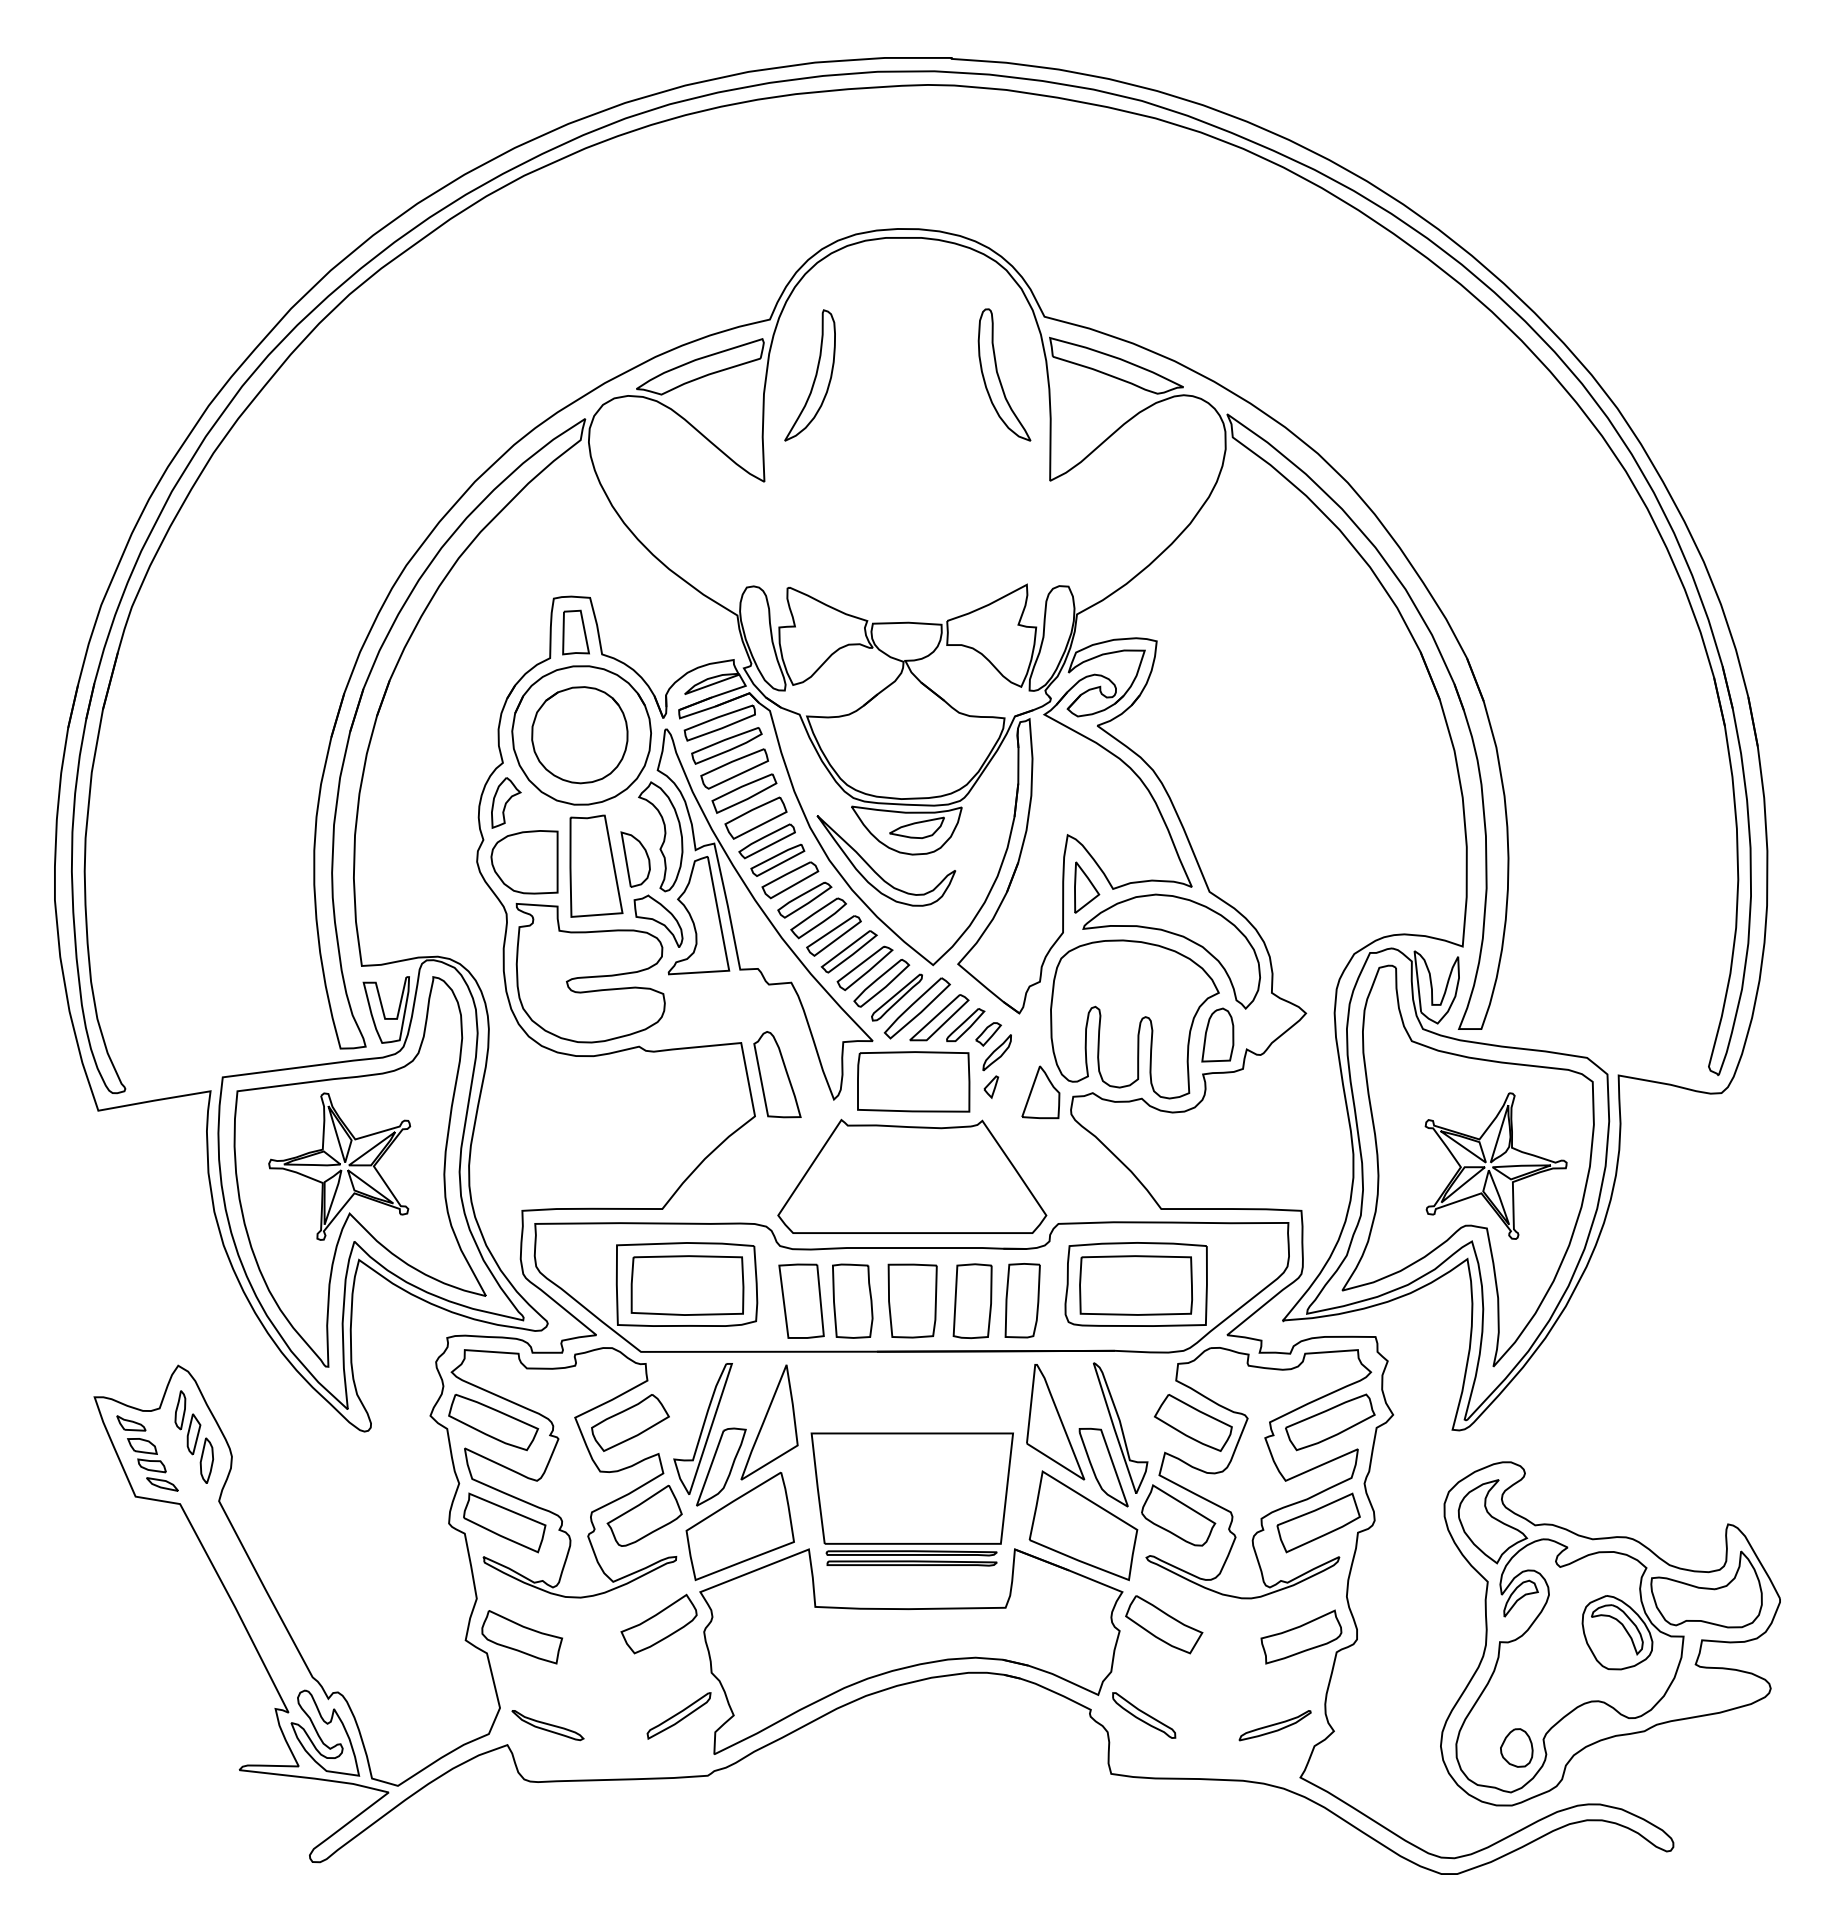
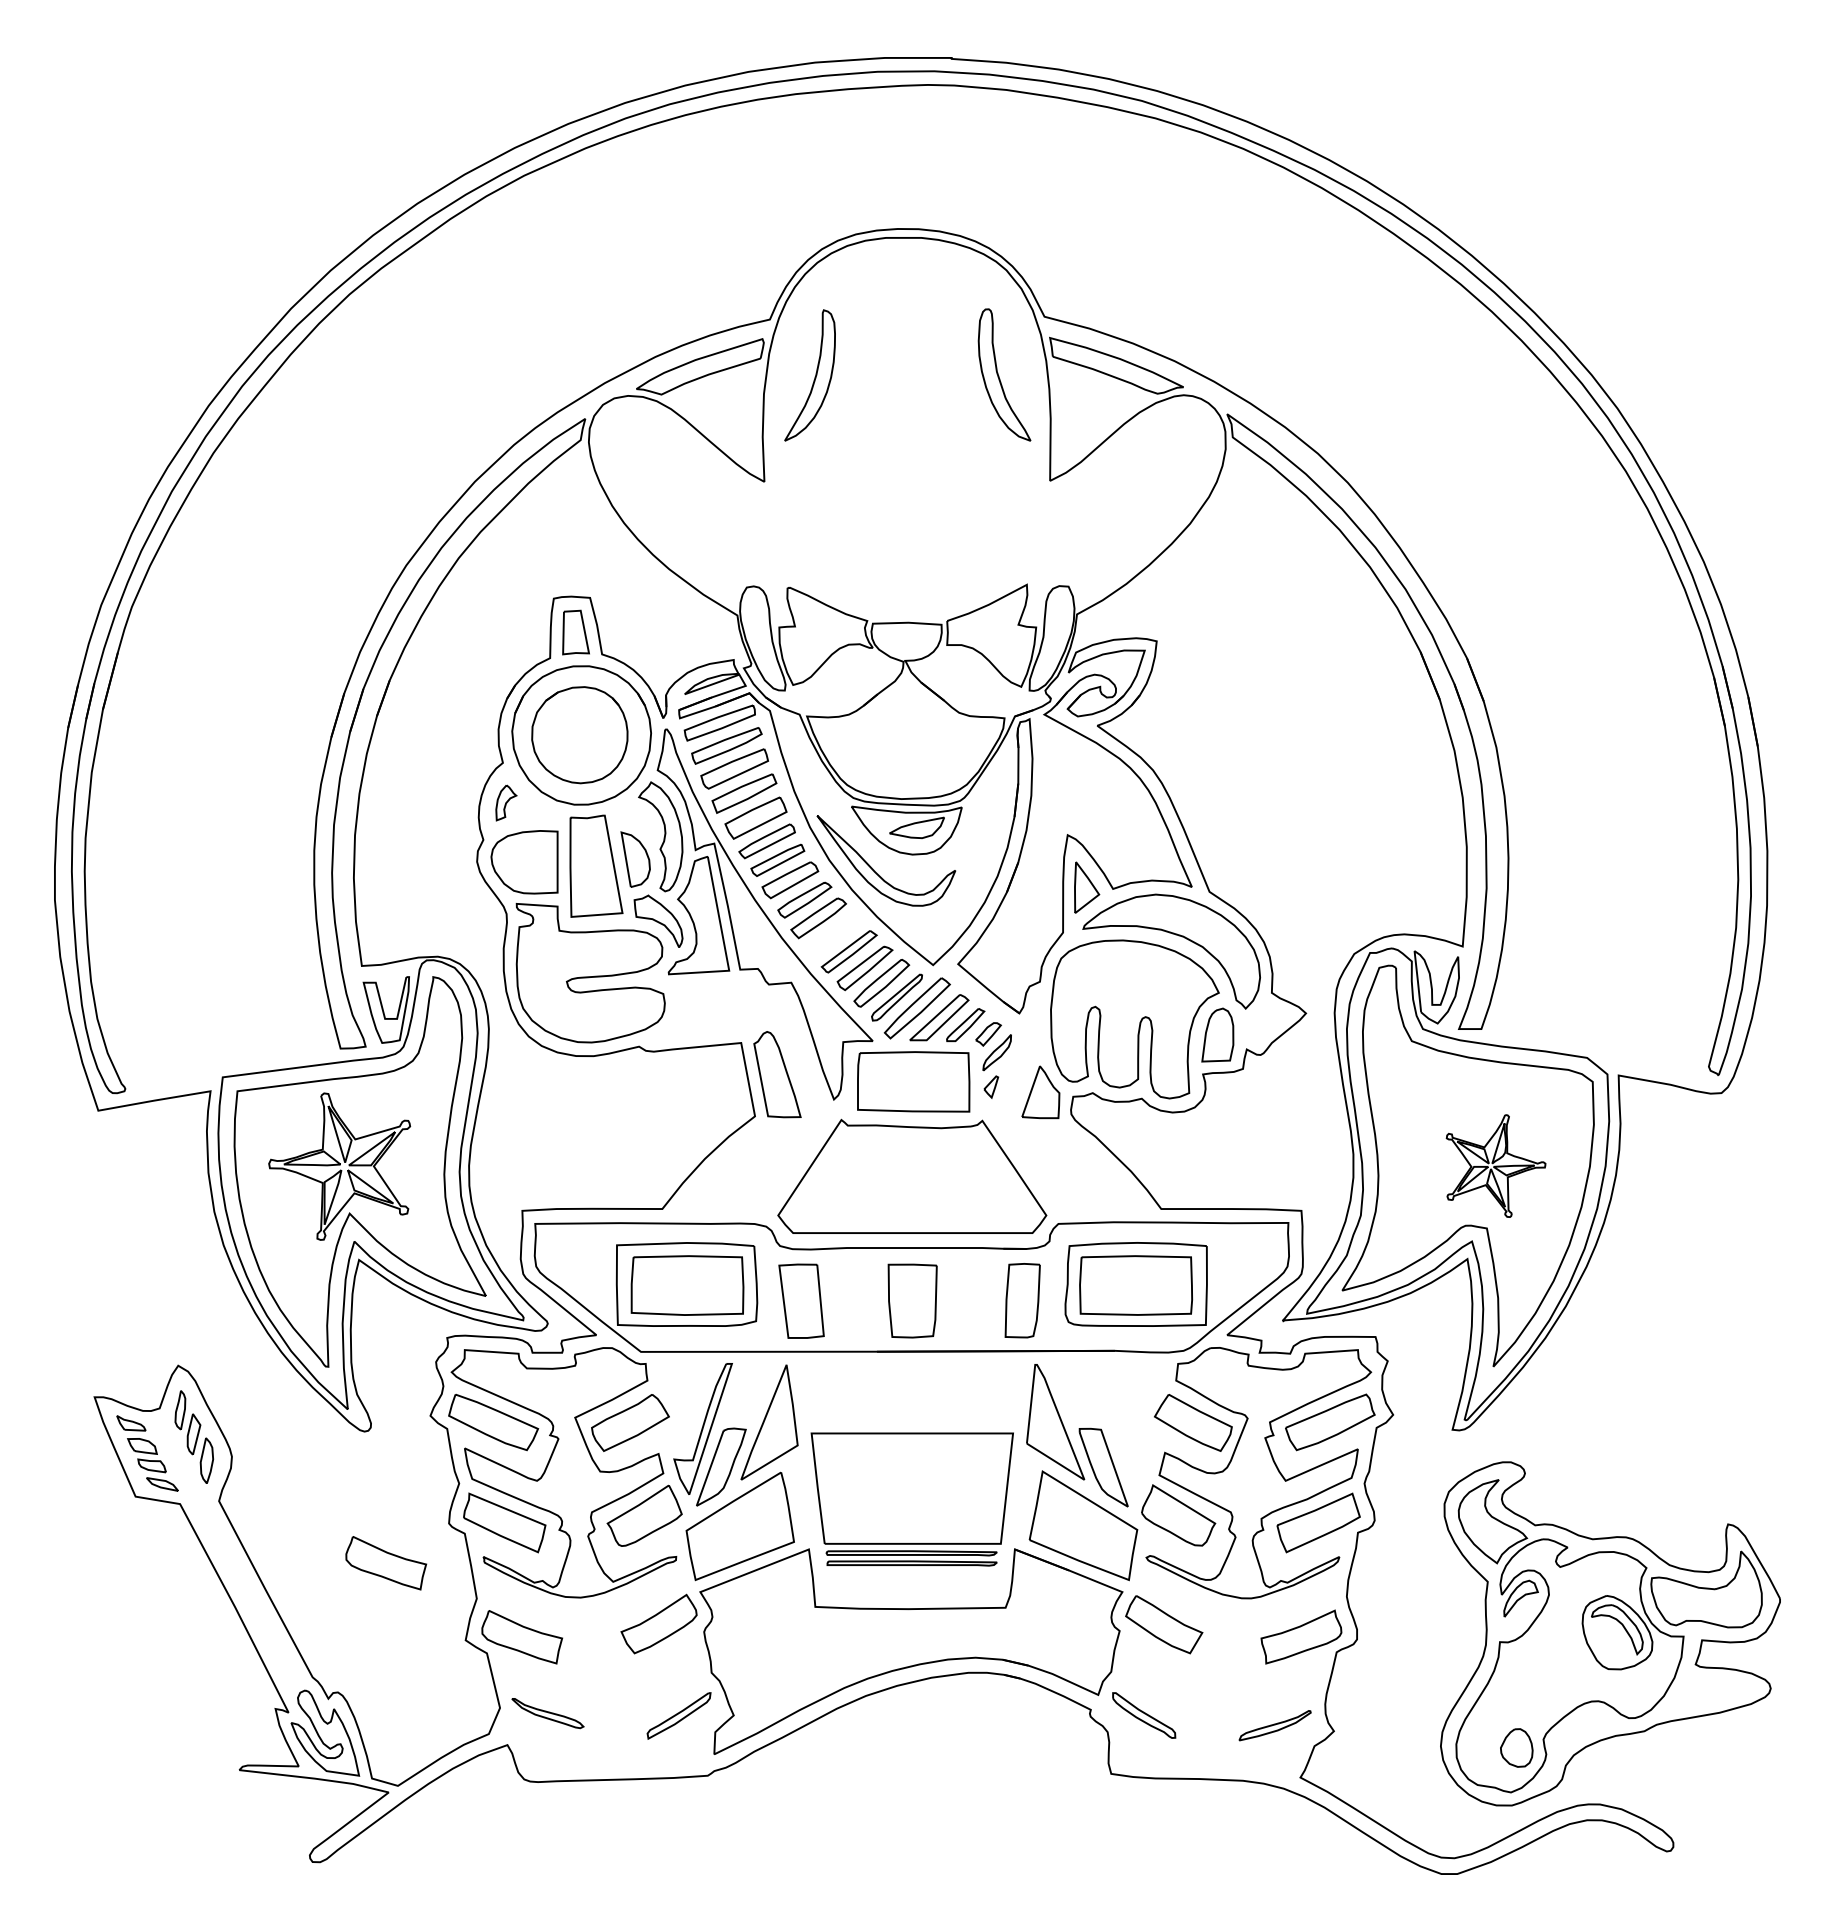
part size: 31x52 px -> 23x38 px (506, 802)
part: present -> none (833, 935)
part size: 144x148 px -> 102x104 px (1495, 1165)
part: present -> none (852, 1300)
part: present -> none (972, 1300)
part: present -> none (1120, 1427)
part: none -> present (386, 1563)
part position: (547, 1725) -> (547, 1713) (547, 1713)
